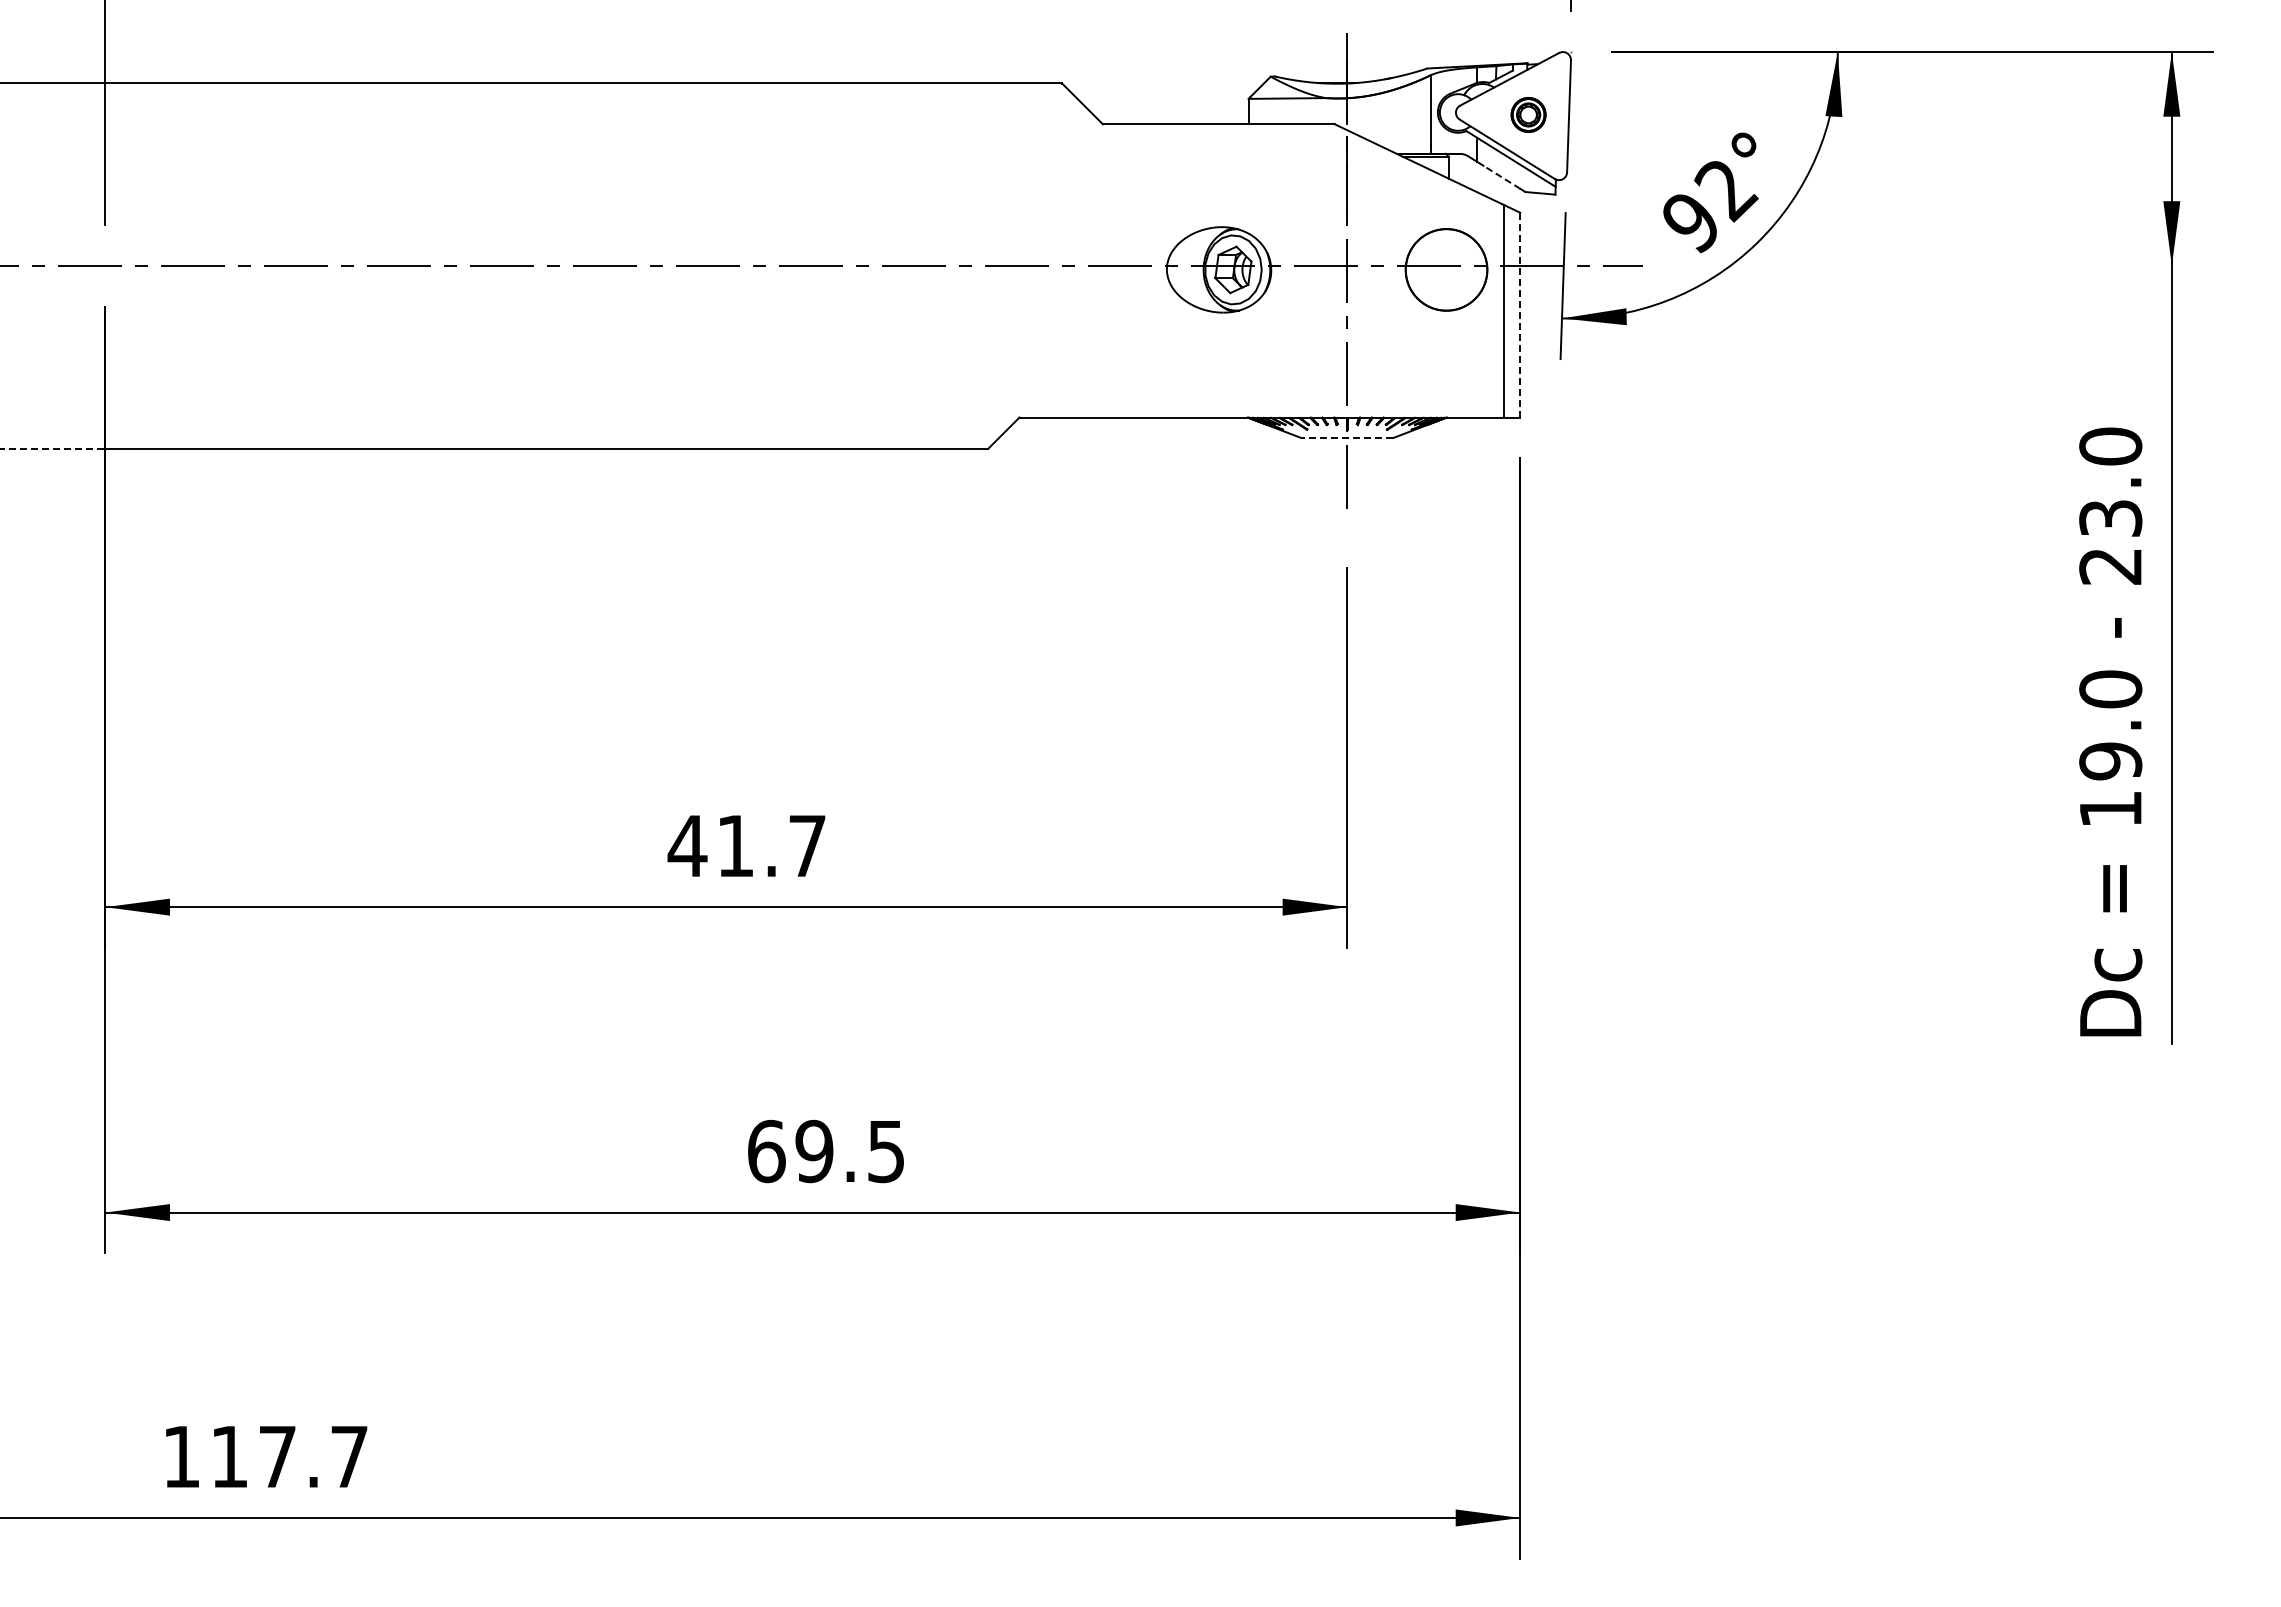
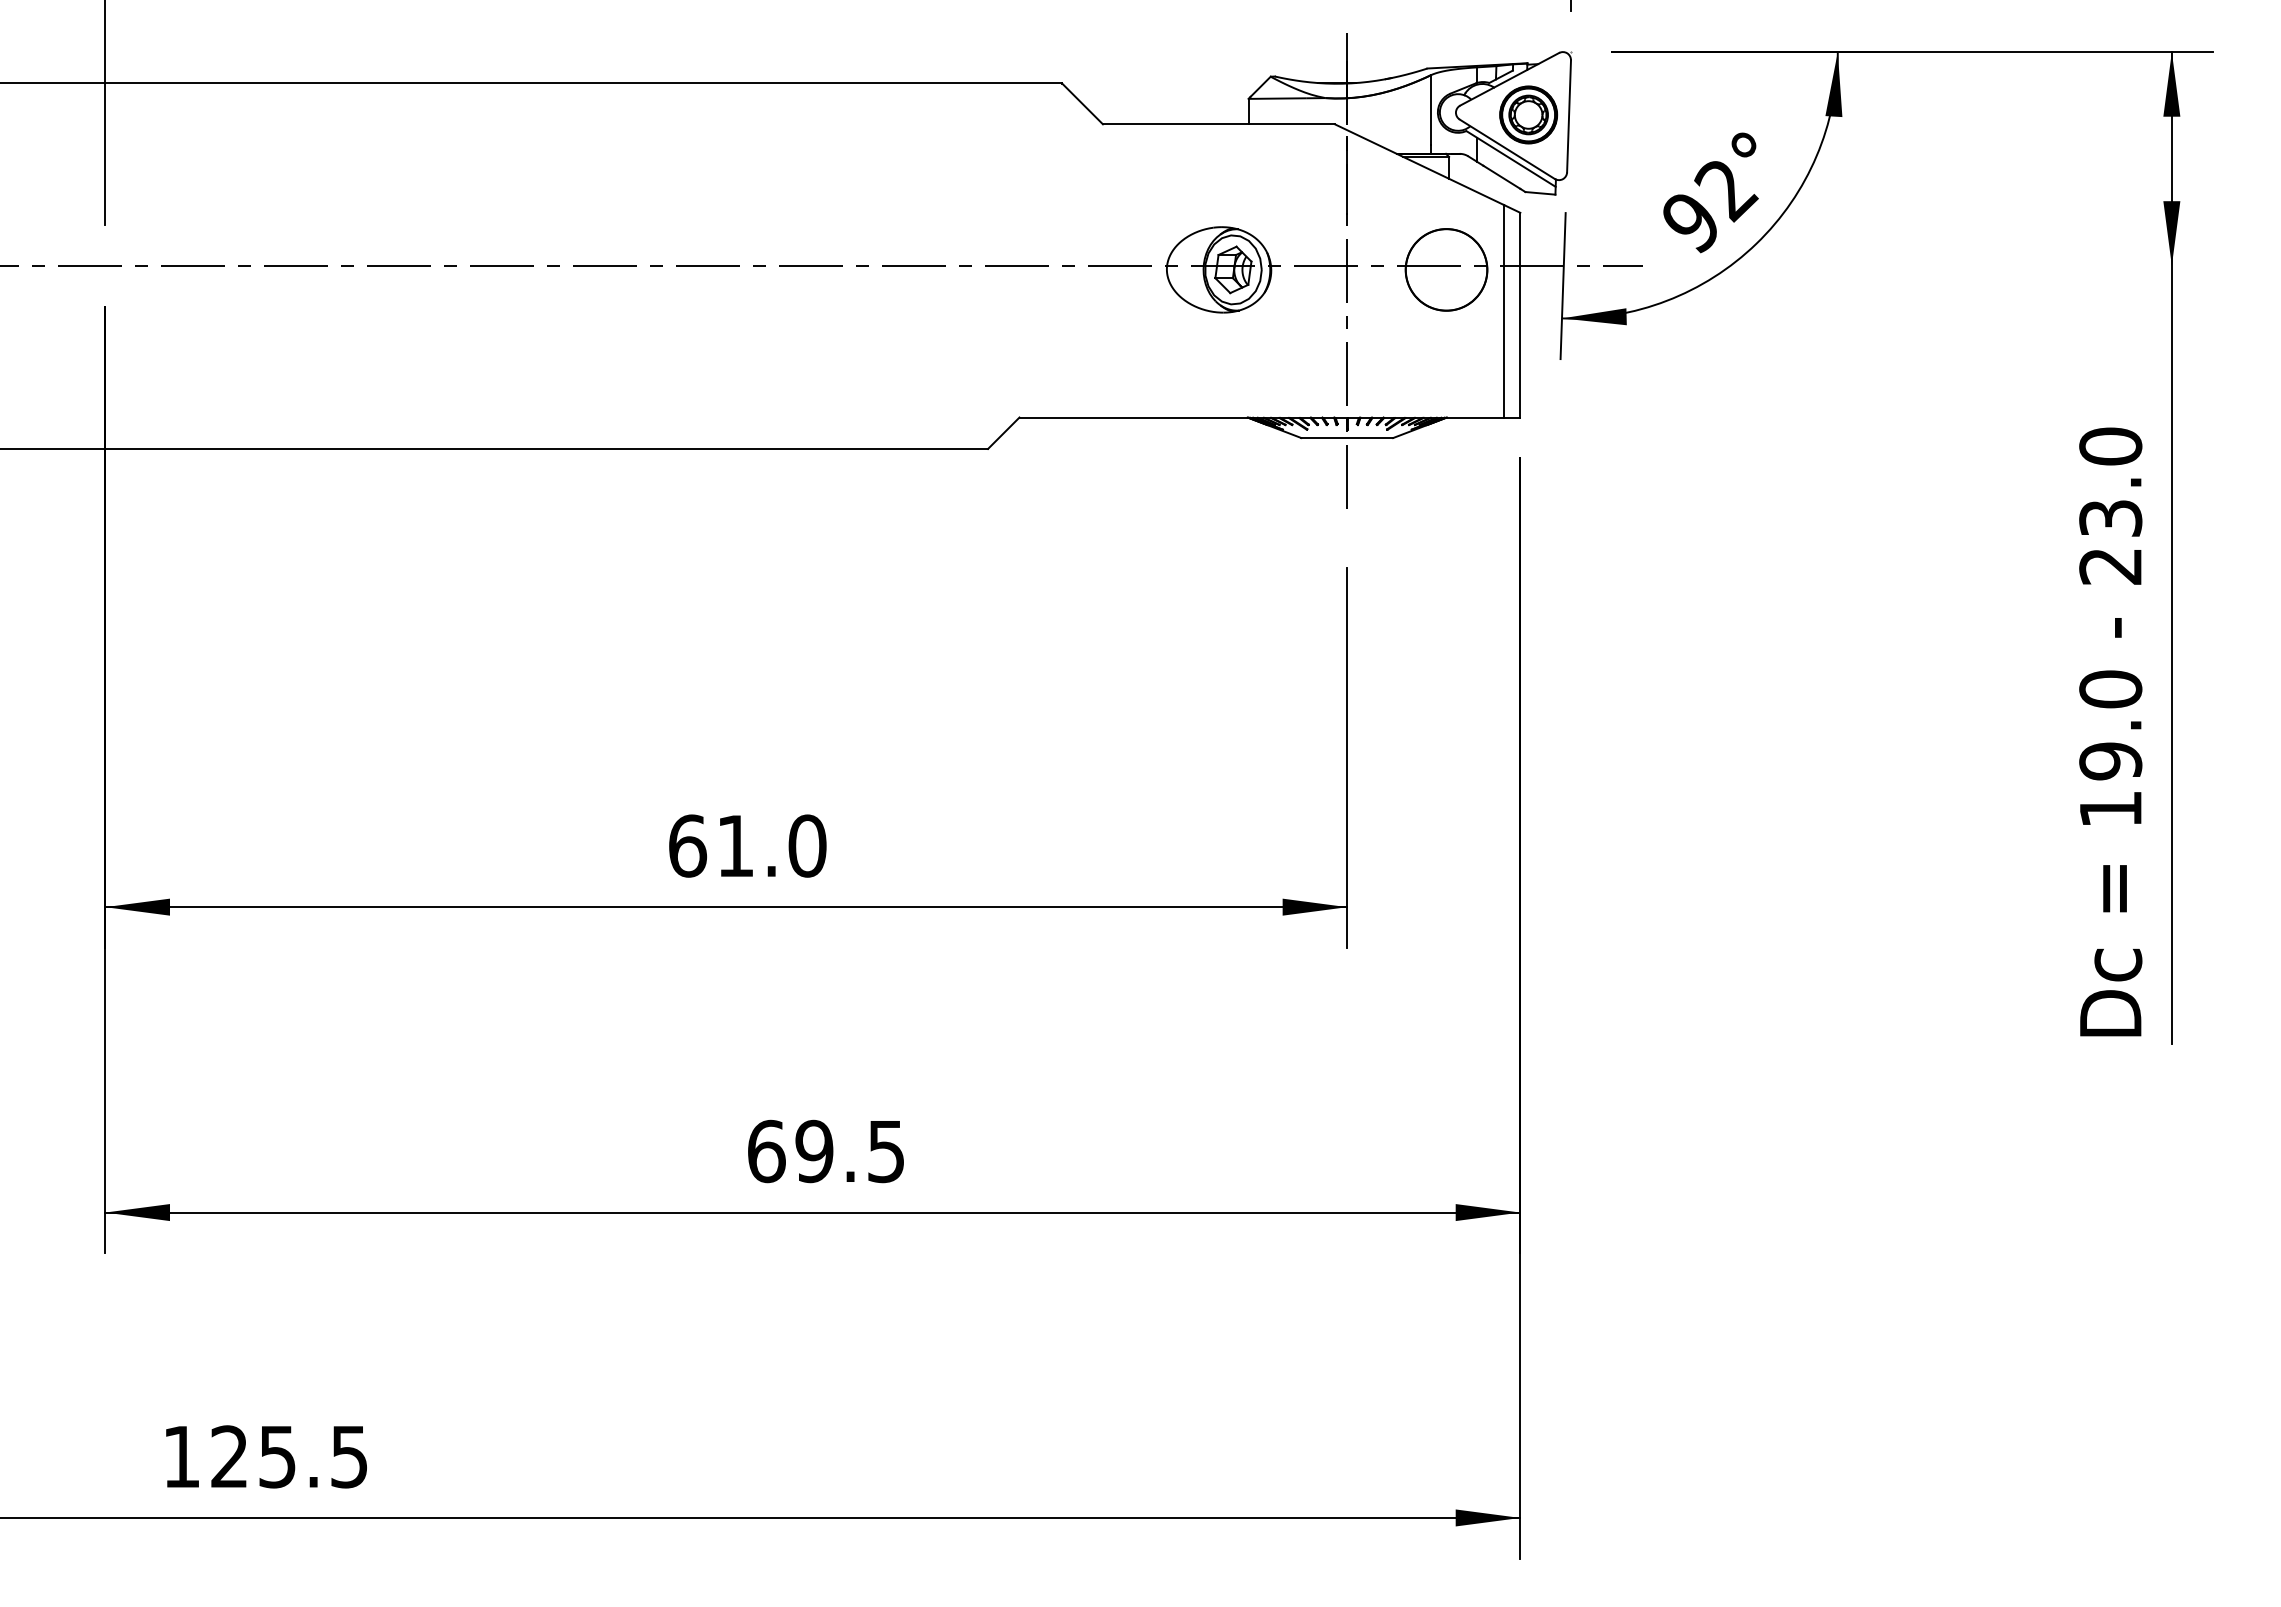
part size: 37x36 px -> 59x60 px (1528, 114)
line: dashed -> solid (1501, 177)
line: dashed -> solid (1520, 314)
line: dashed -> solid (1347, 438)
line: dashed -> solid (53, 448)
text: 41.7 -> 61.0 (746, 845)
text: 117.7 -> 125.5 (289, 1456)
